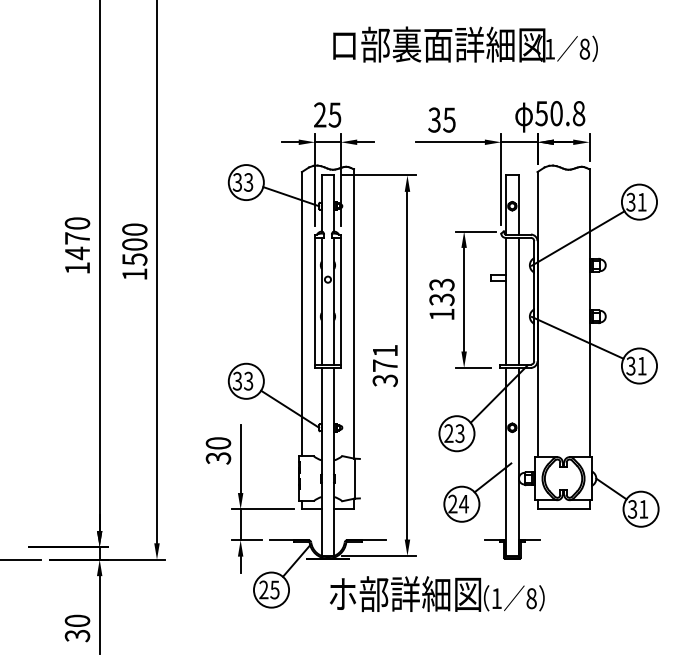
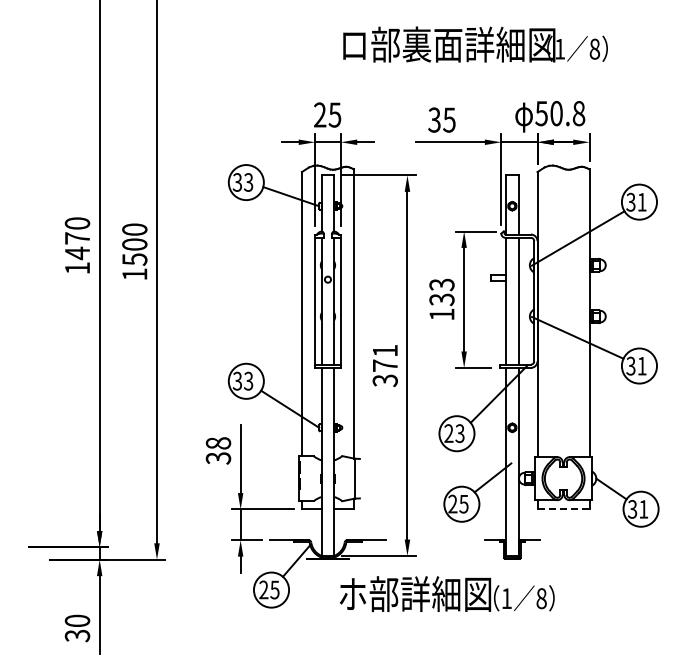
text position: (465, 44) -> (475, 44) (475, 44)
text: 30 -> 38 (218, 443)
text: 24 -> 25 (463, 504)
line: solid -> dashed (564, 509)
line: present -> none (21, 559)
text position: (437, 593) -> (447, 593) (447, 593)
